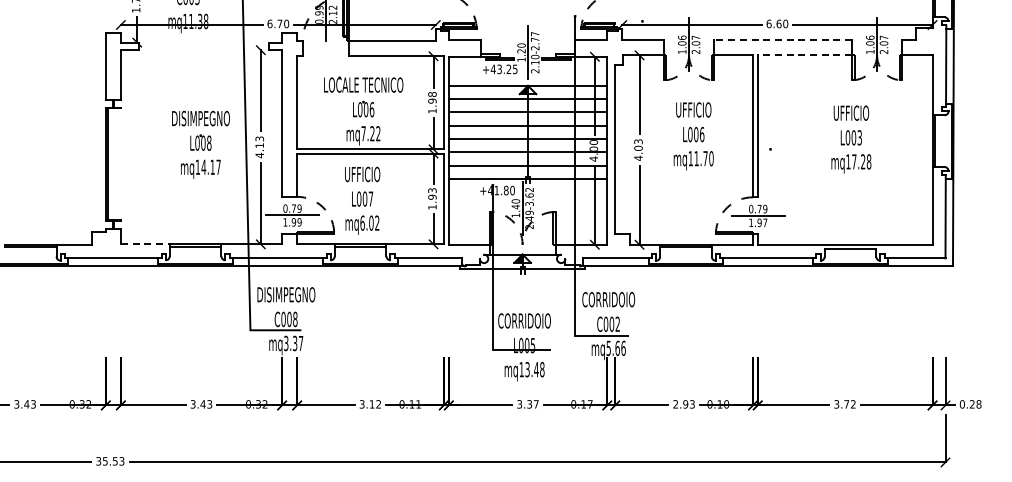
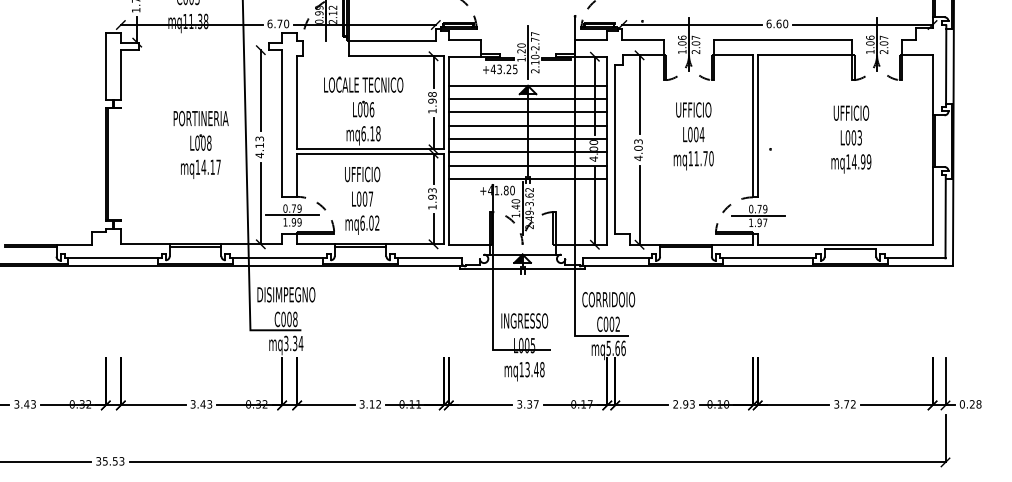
line: dashed -> solid (782, 40)
line: dashed -> solid (804, 55)
text: DISIMPEGNO -> PORTINERIA (200, 118)
text: mq7.22 -> mq6.18 (370, 133)
text: L006 -> L004 (701, 134)
text: mq17.28 -> mq14.99 (861, 161)
line: dashed -> solid (145, 244)
text: CORRIDOIO -> INGRESSO (524, 320)
text: mq3.37 -> mq3.34 (300, 343)
